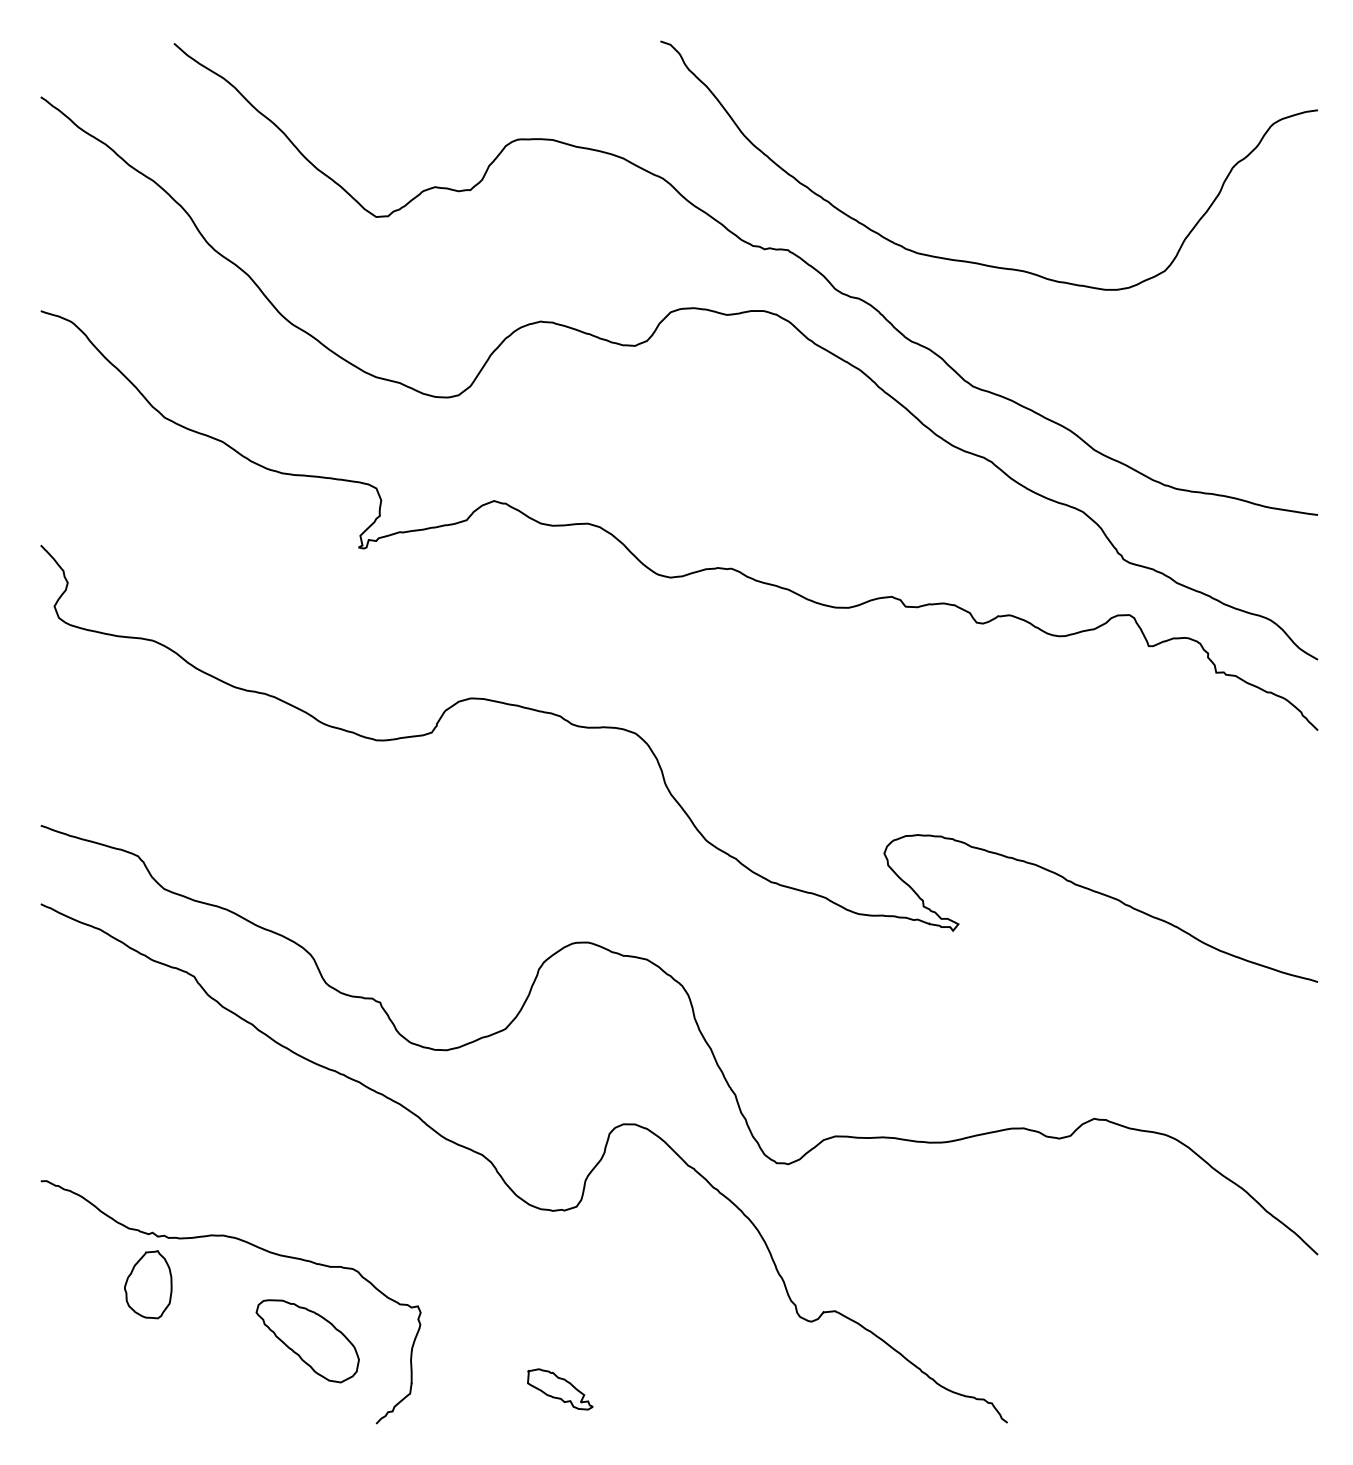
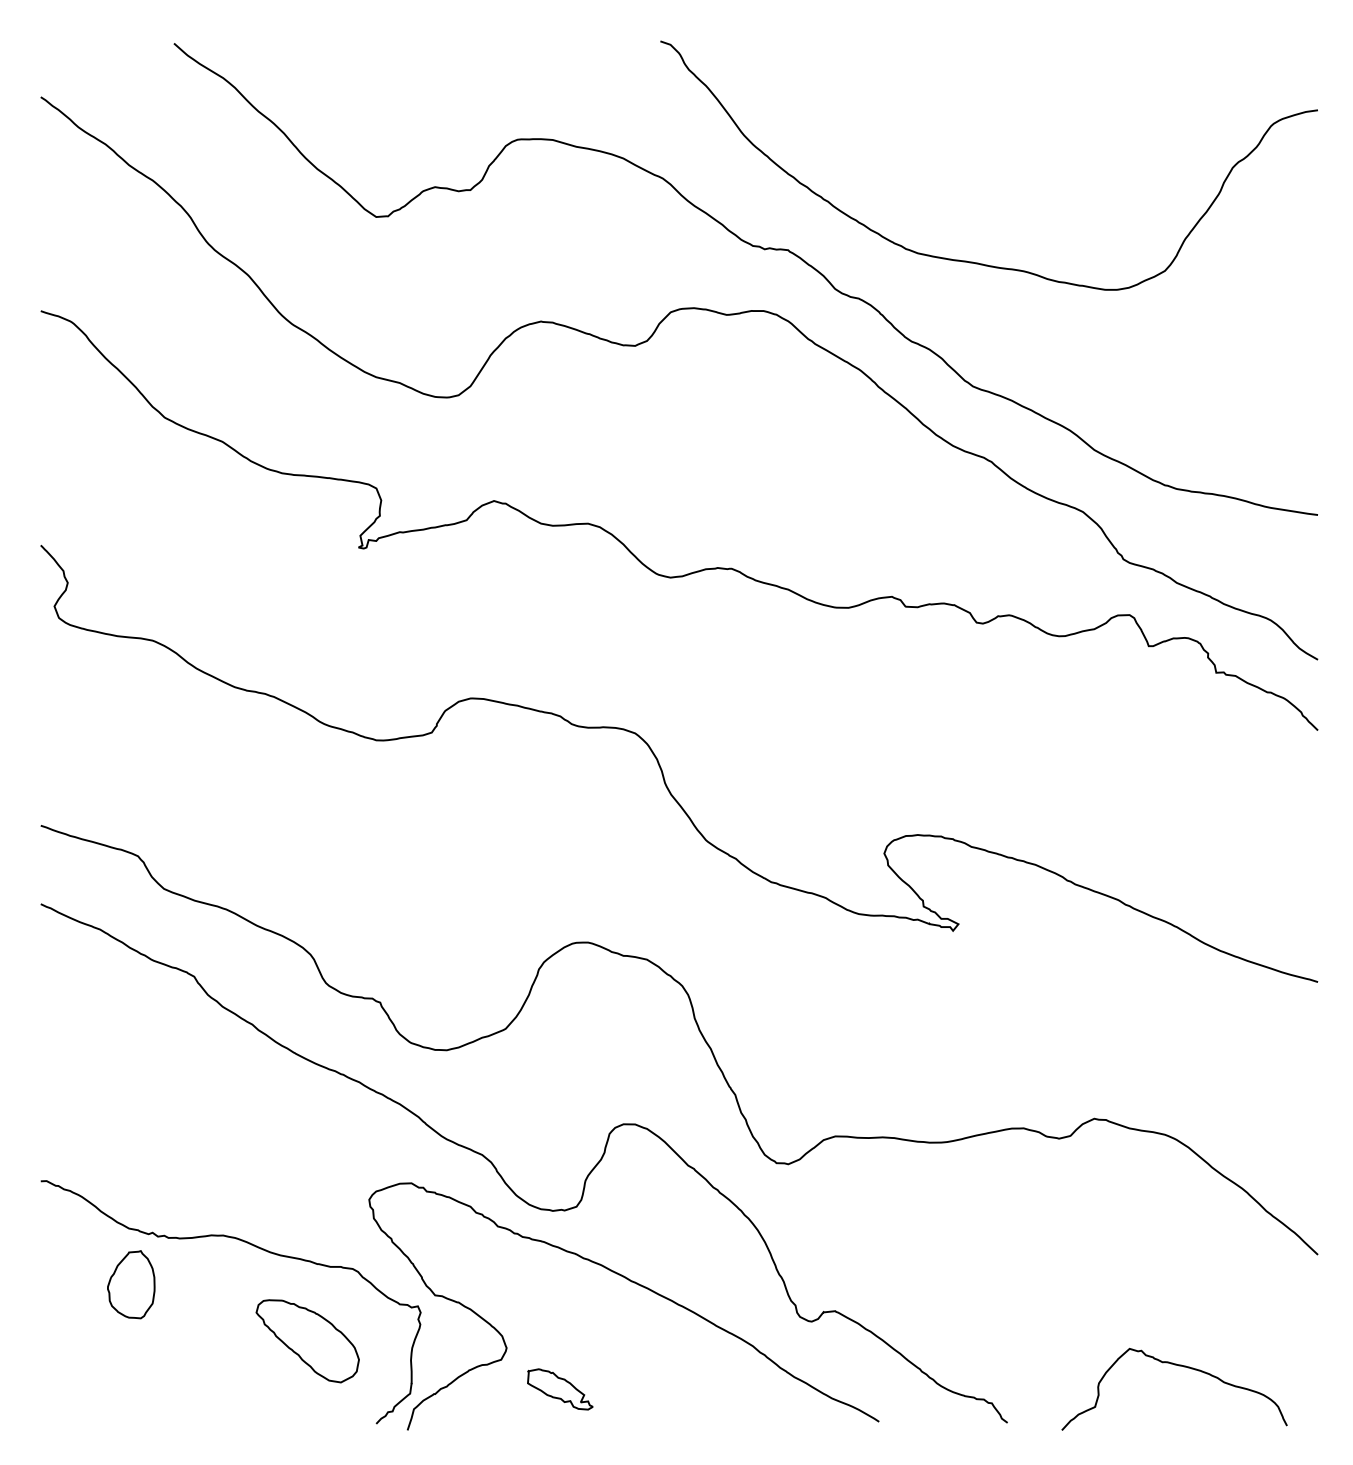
curve: none -> present (631, 1282)
part position: (148, 1284) -> (131, 1284) (131, 1284)
curve: none -> present (1178, 1366)
